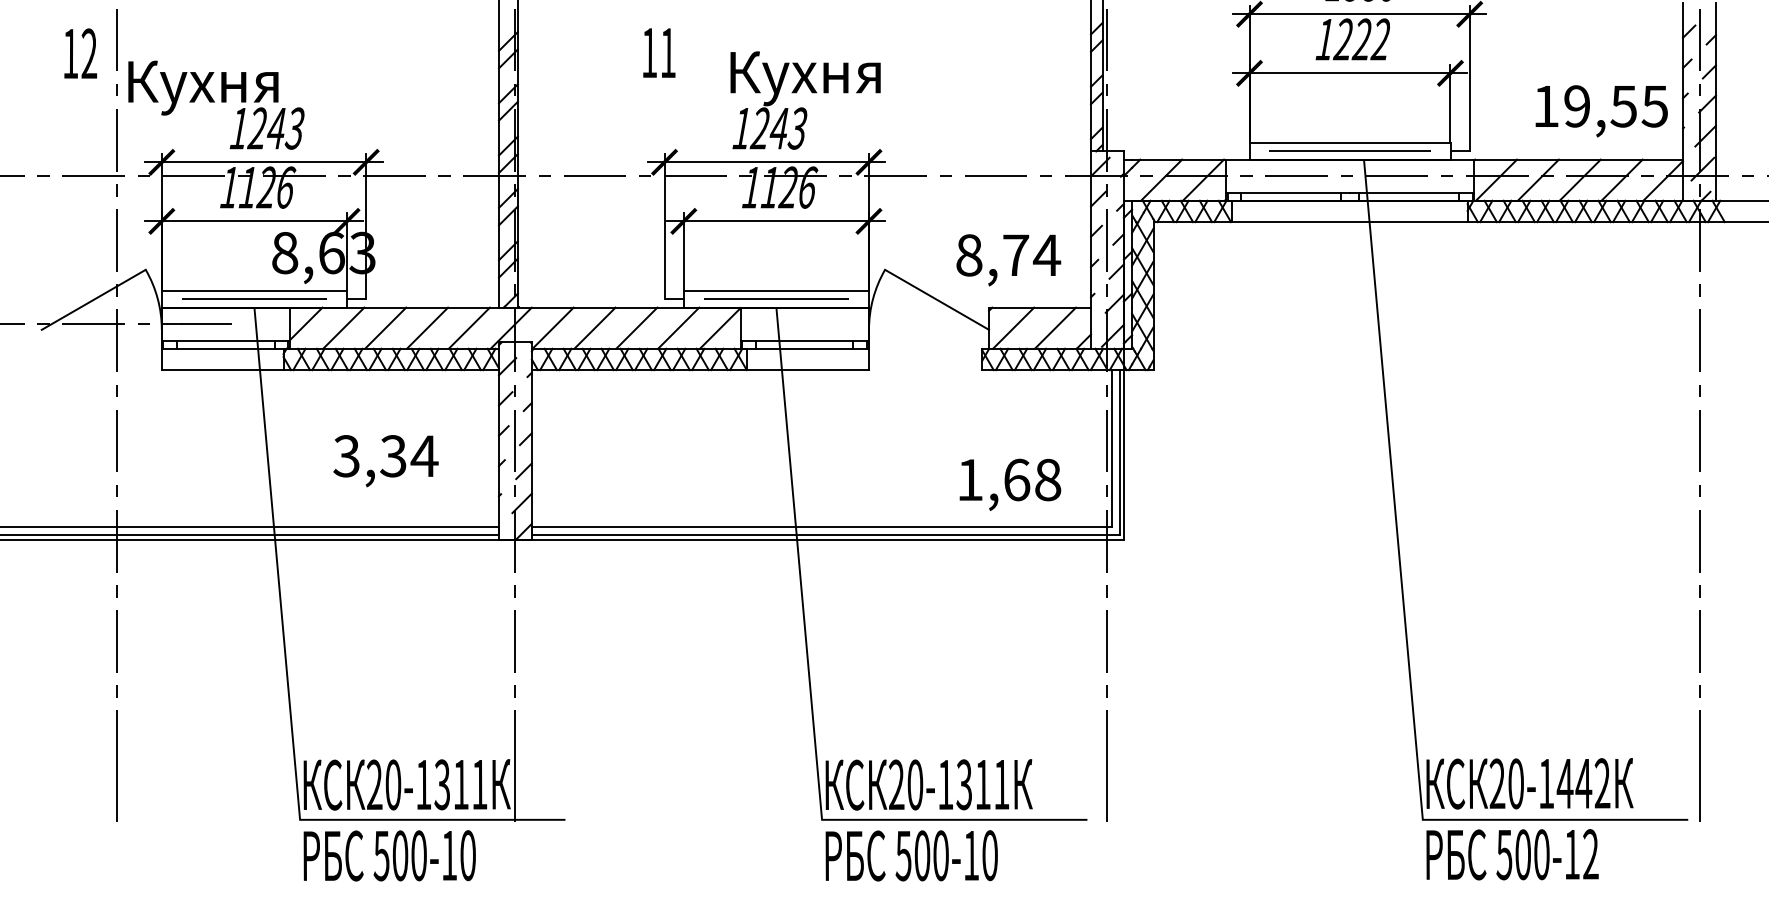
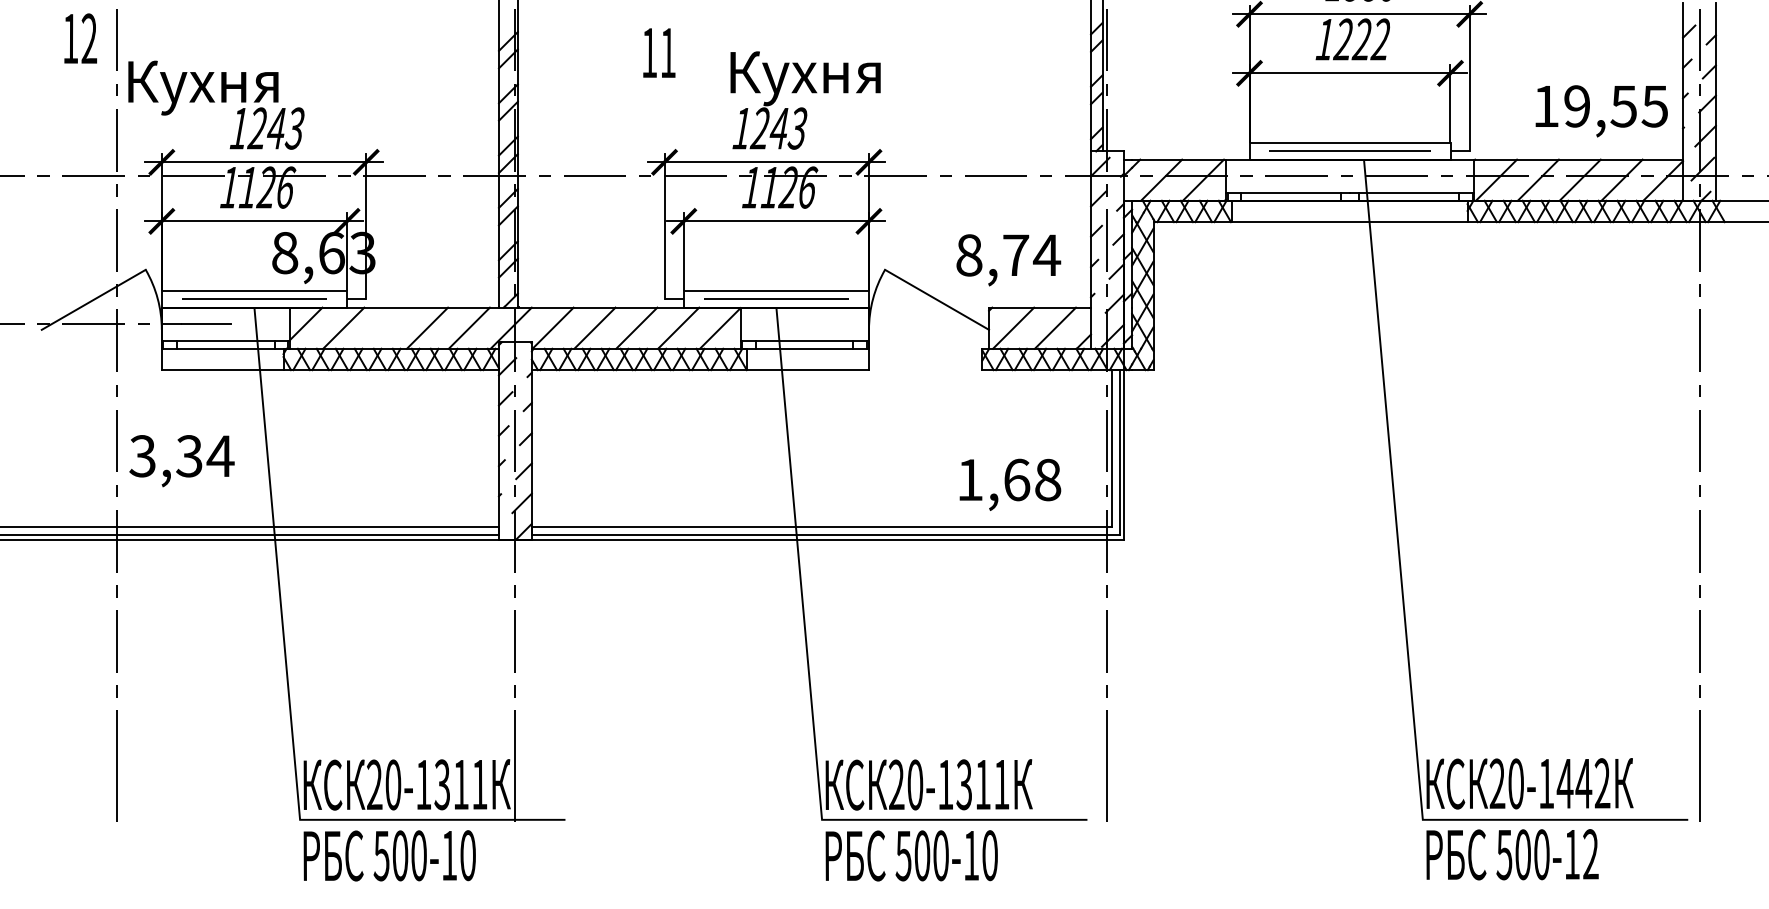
text position: (80, 53) -> (80, 38) (80, 38)
line: present -> none (385, 327)
text position: (385, 461) -> (181, 461) (181, 461)
